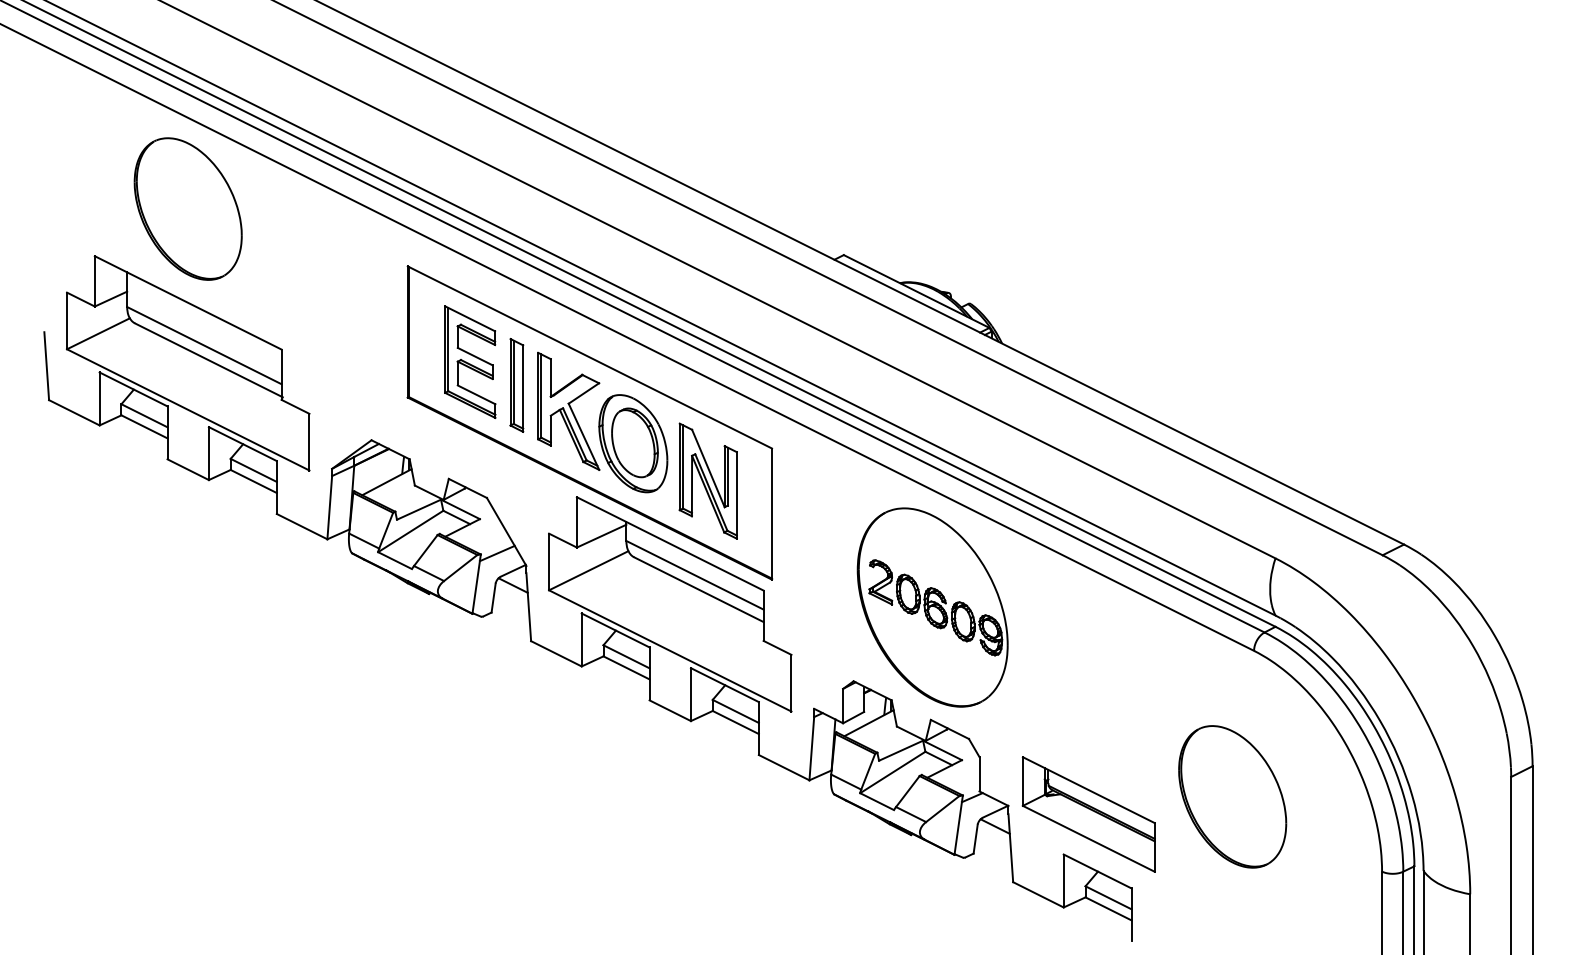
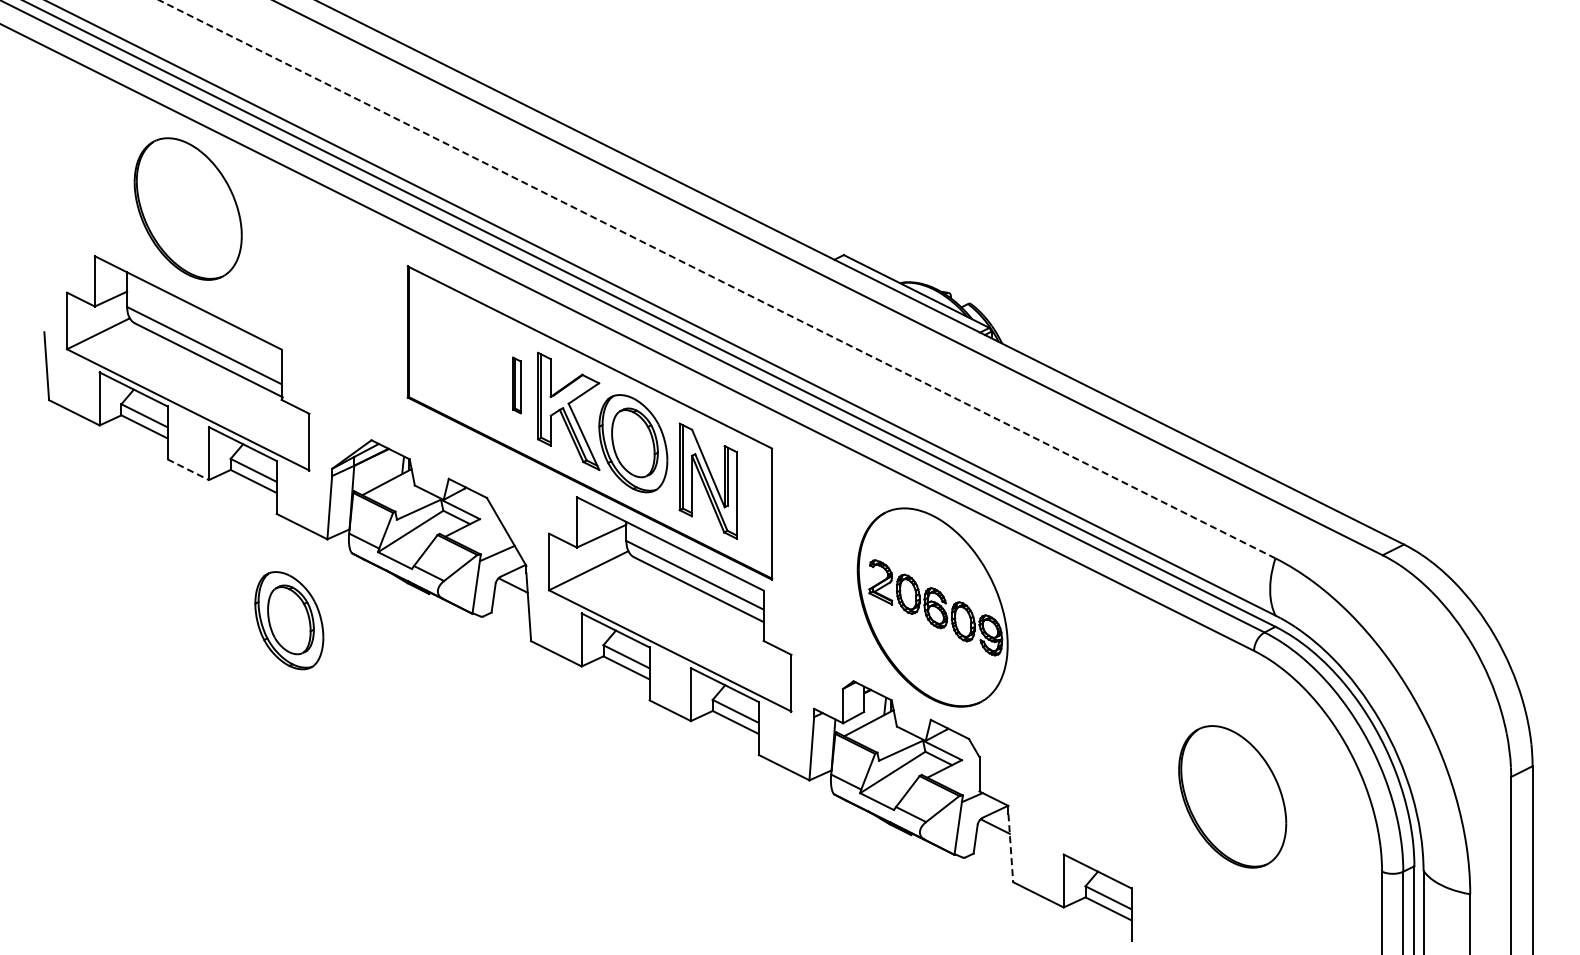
line: solid -> dashed (717, 279)
part: present -> none (470, 361)
part size: 16x95 px -> 10x59 px (516, 385)
line: solid -> dashed (188, 469)
part: none -> present (289, 620)
part: present -> none (1088, 814)
line: solid -> dashed (1010, 848)
